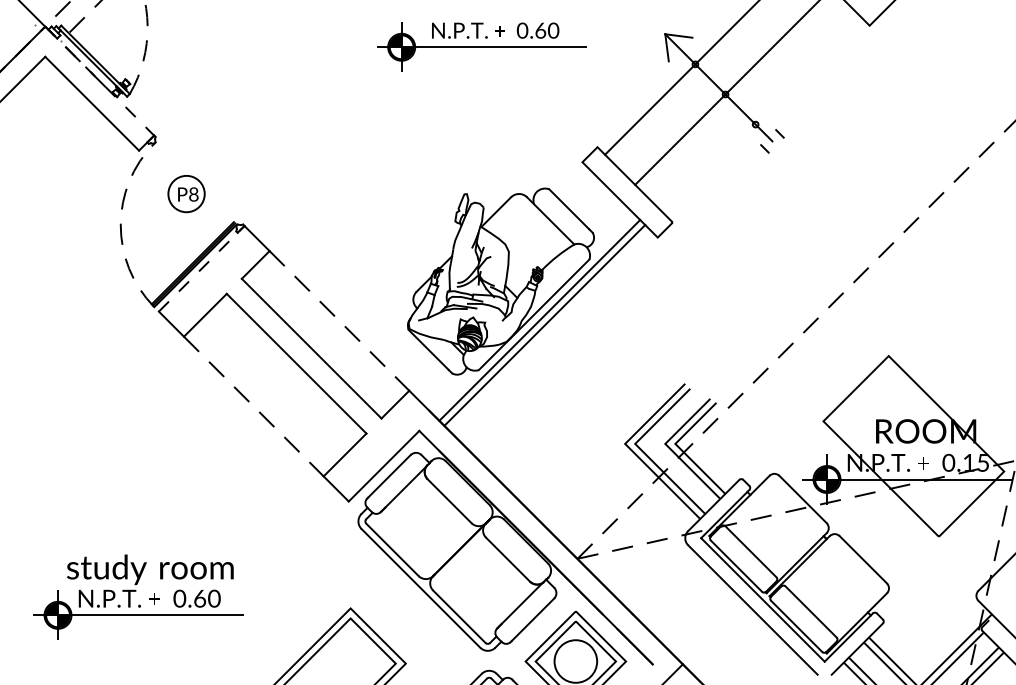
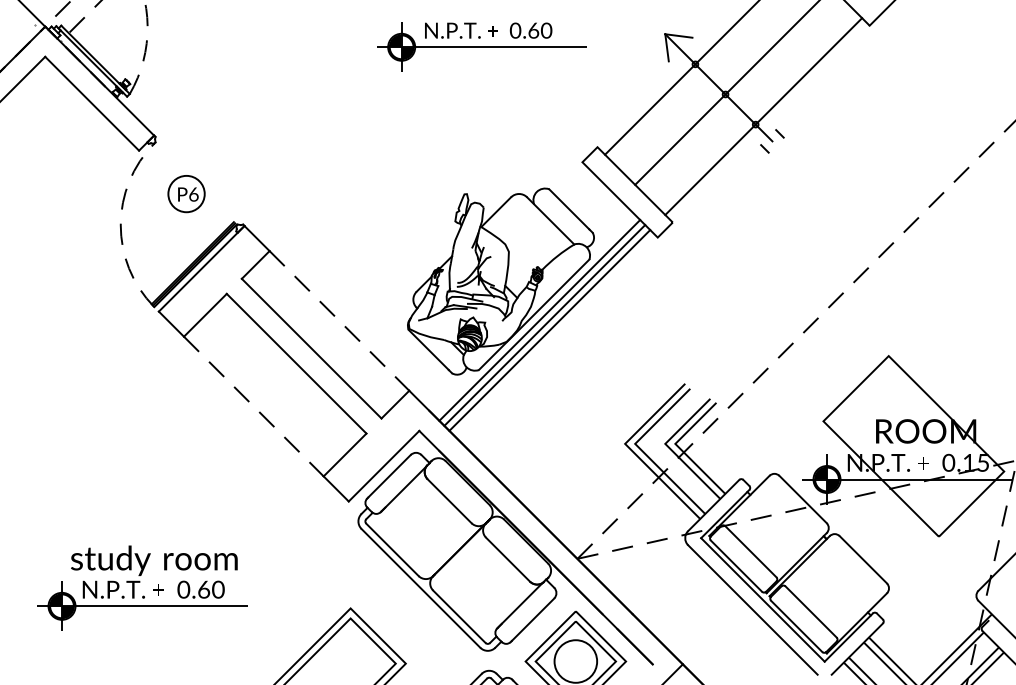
text position: (495, 30) -> (488, 30) (488, 30)
line: dashed -> solid (100, 81)
line: none -> present (763, 116)
text: P8 -> P6 (193, 194)
line: dashed -> solid (201, 268)
line: none -> present (549, 330)
part position: (138, 596) -> (142, 587) (142, 587)
